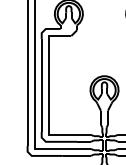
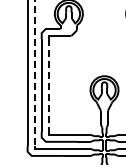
line: solid -> dashed (34, 73)
line: solid -> dashed (48, 85)
